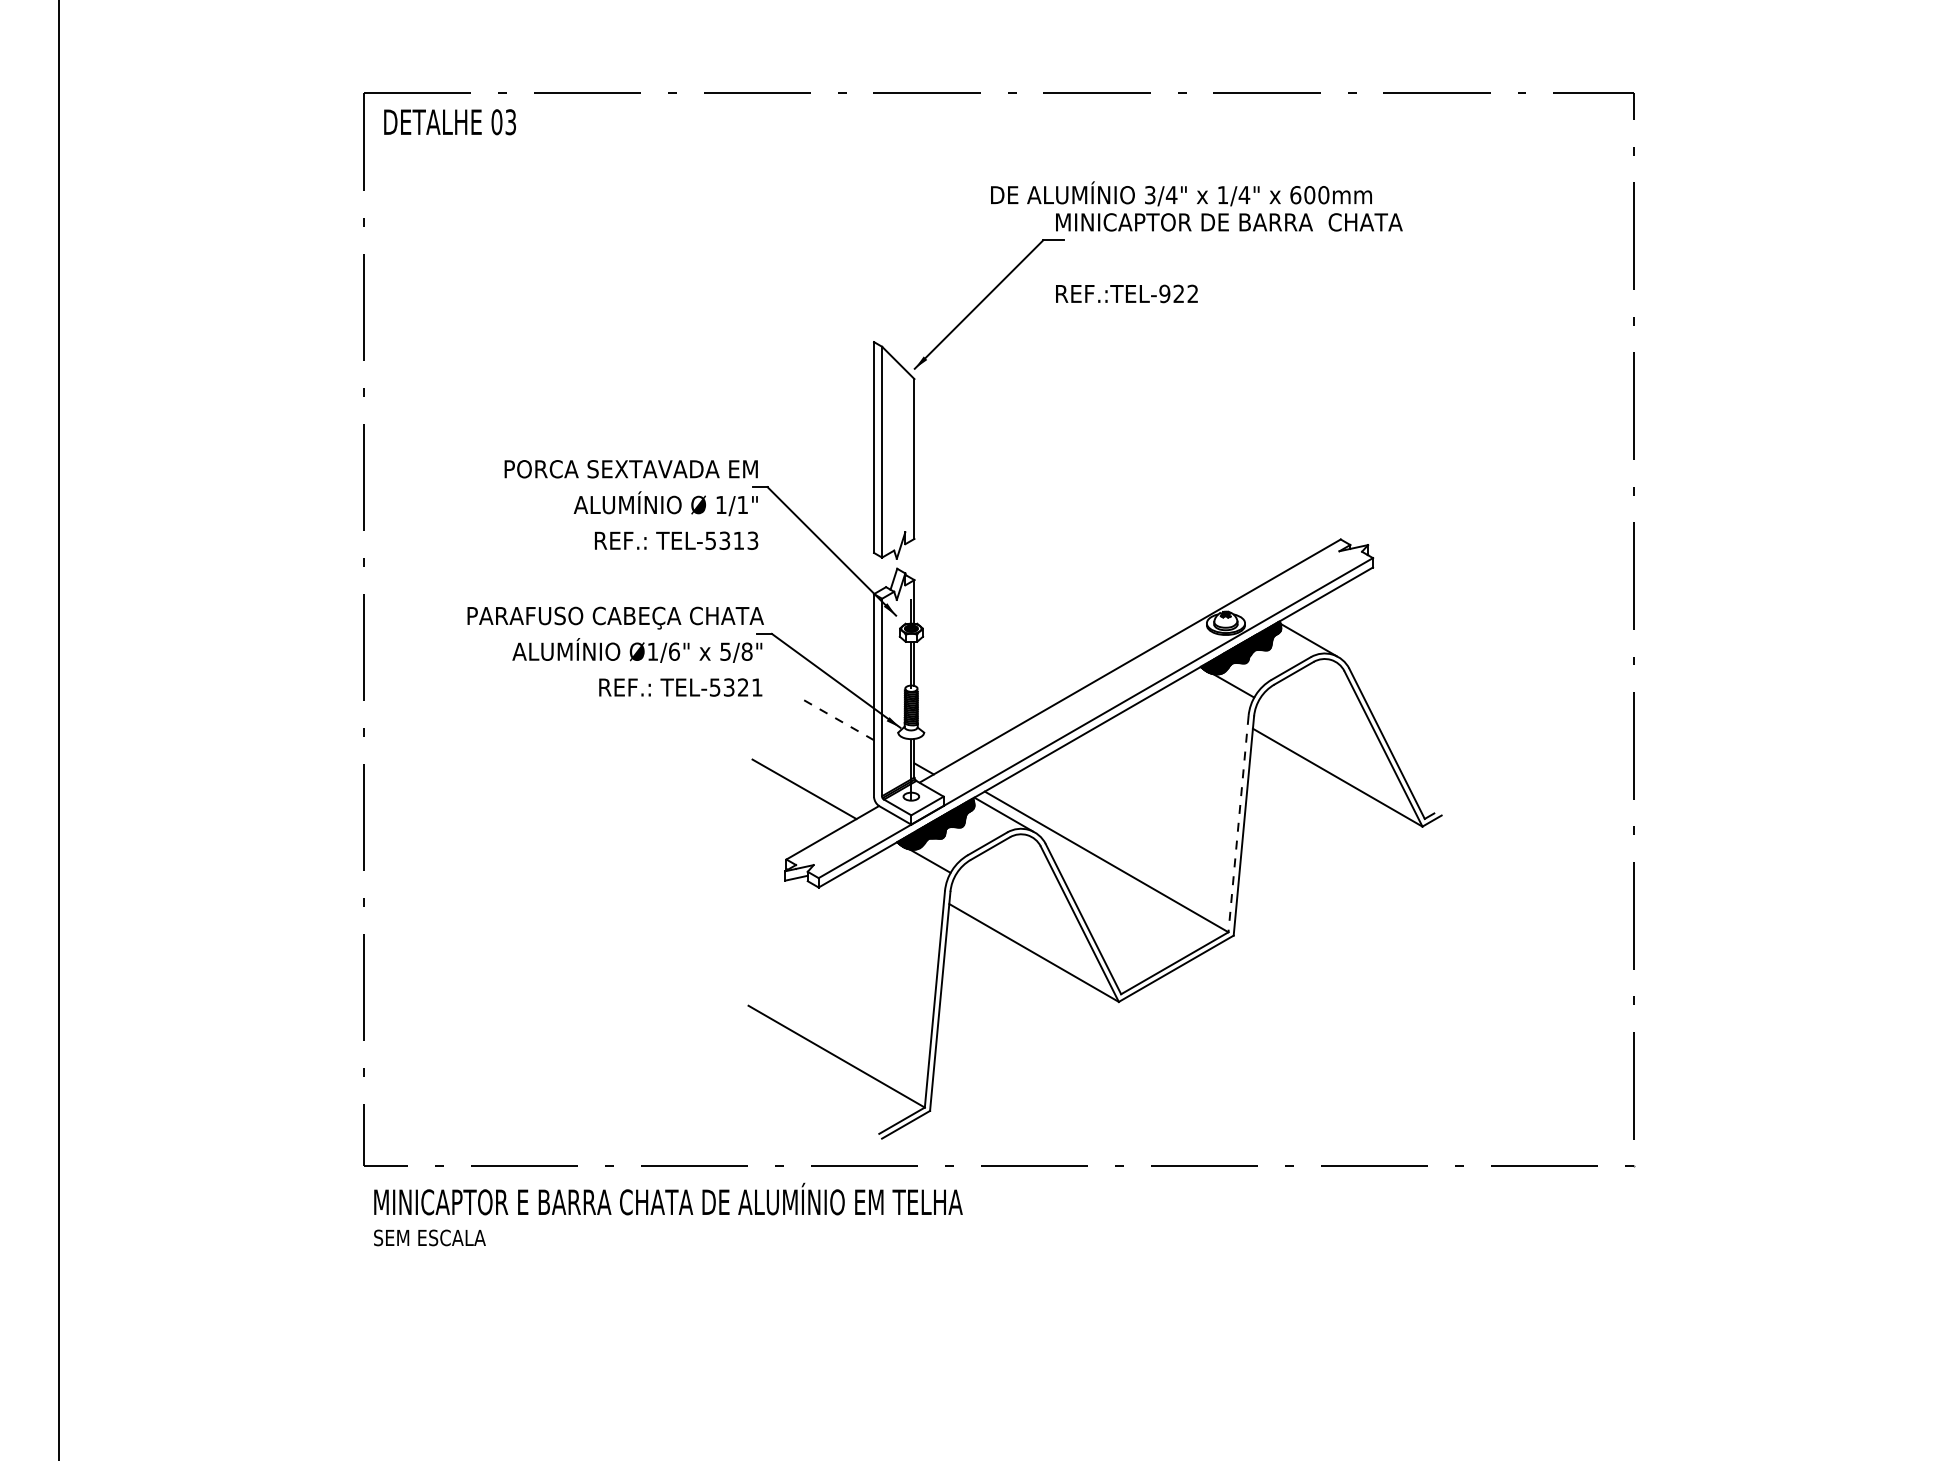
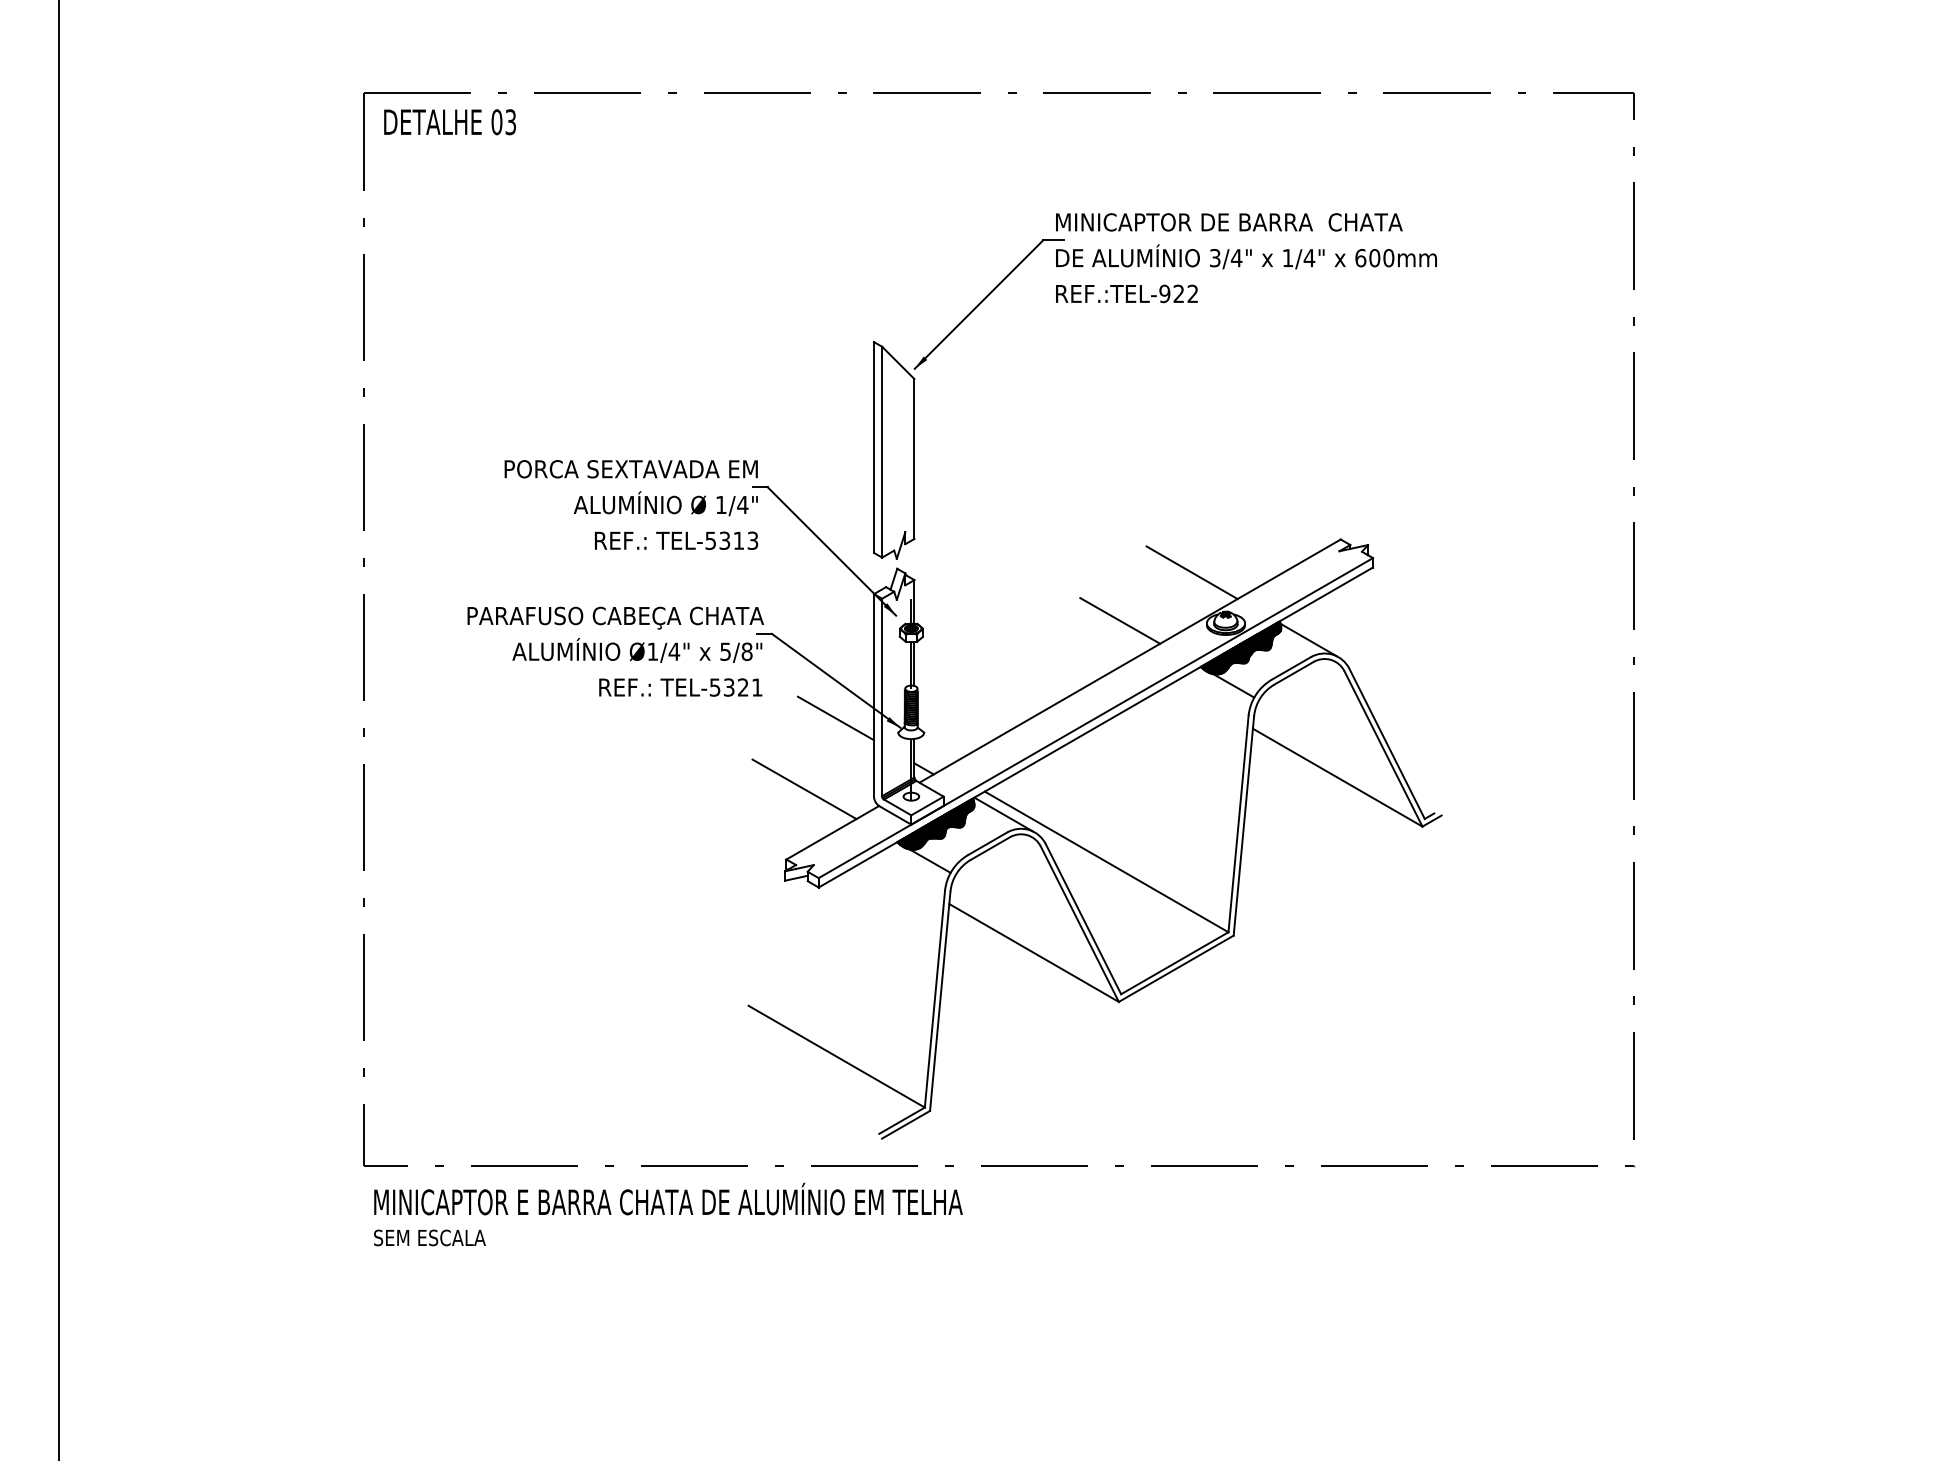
text position: (1181, 193) -> (1246, 256) (1246, 256)
text: 1/1" -> 1/4" (742, 504)
line: none -> present (1191, 572)
line: none -> present (1120, 620)
text: Ø1/6" -> Ø1/4" (674, 651)
line: dashed -> solid (835, 718)
line: dashed -> solid (1238, 824)
